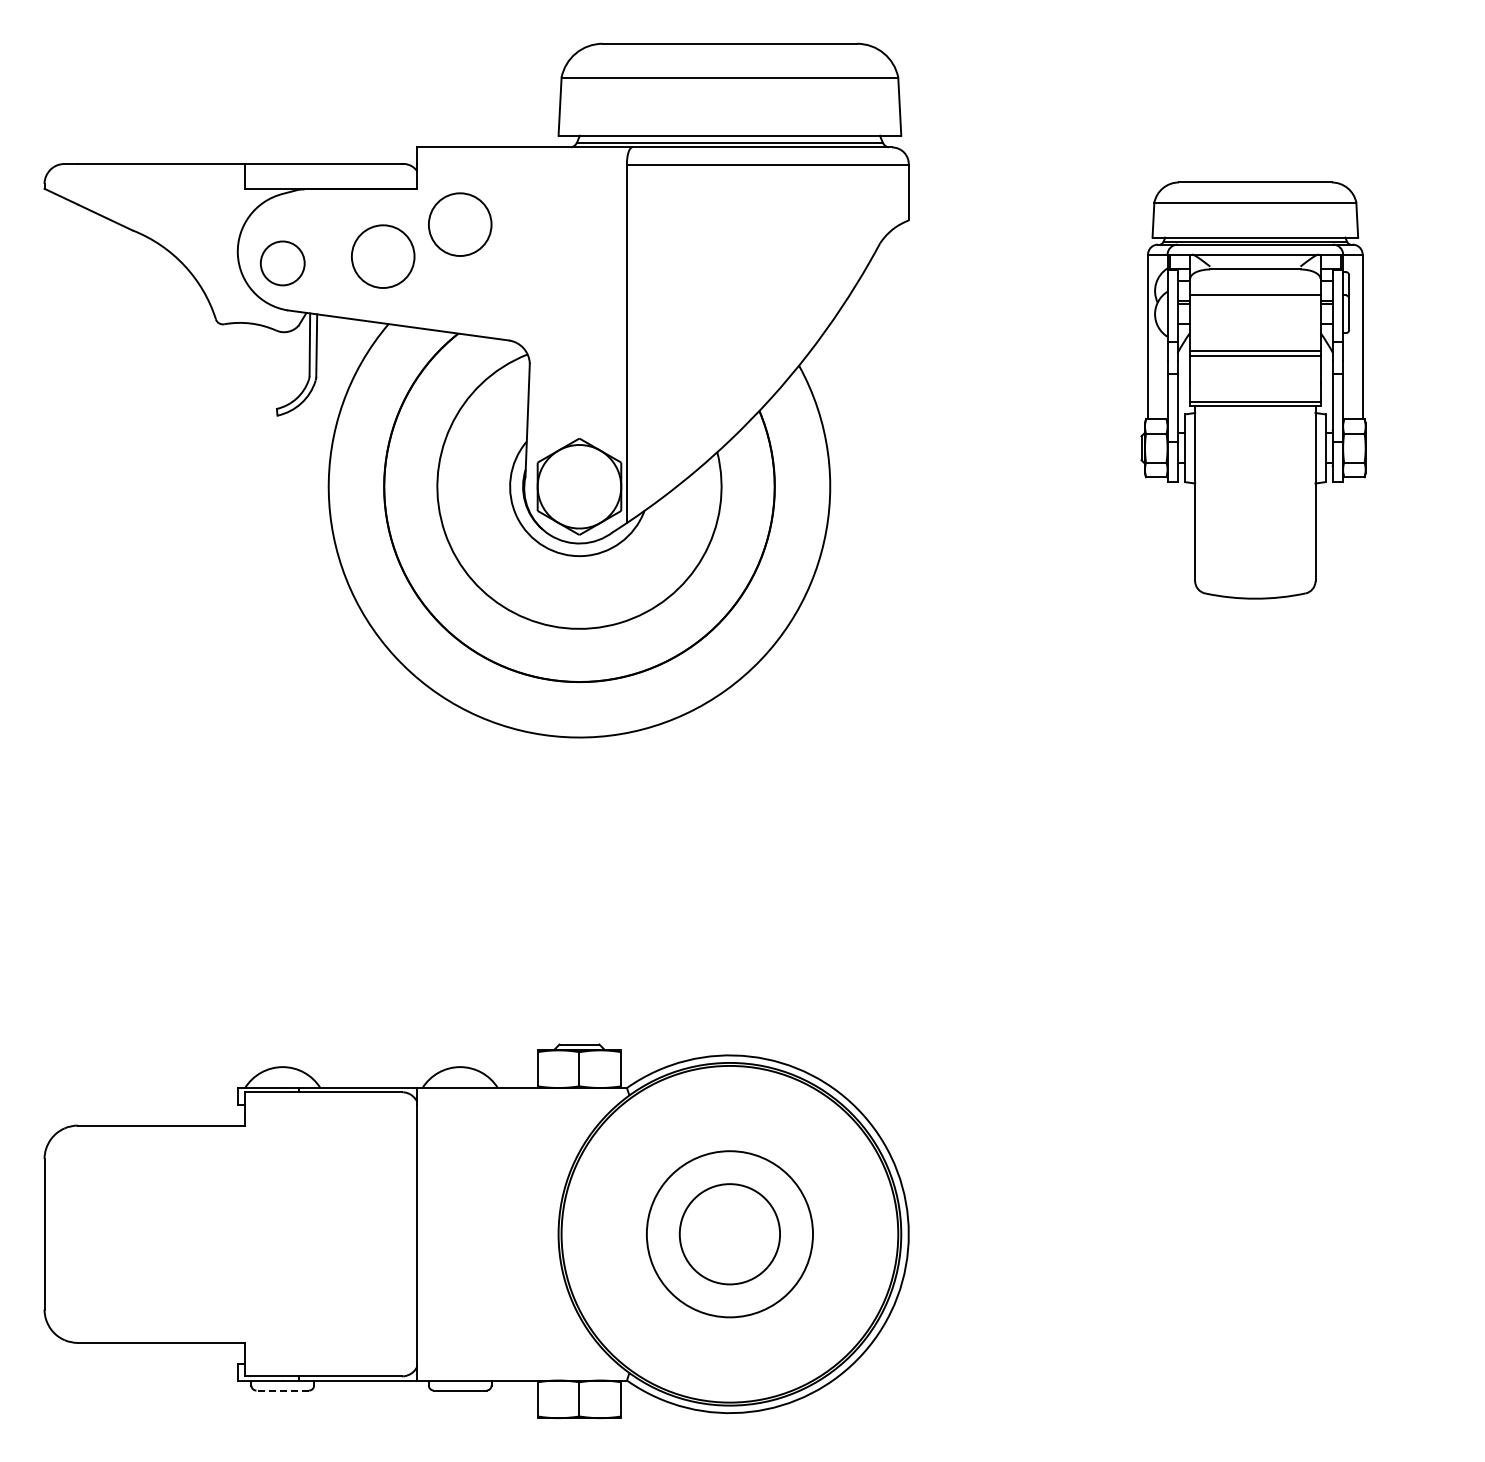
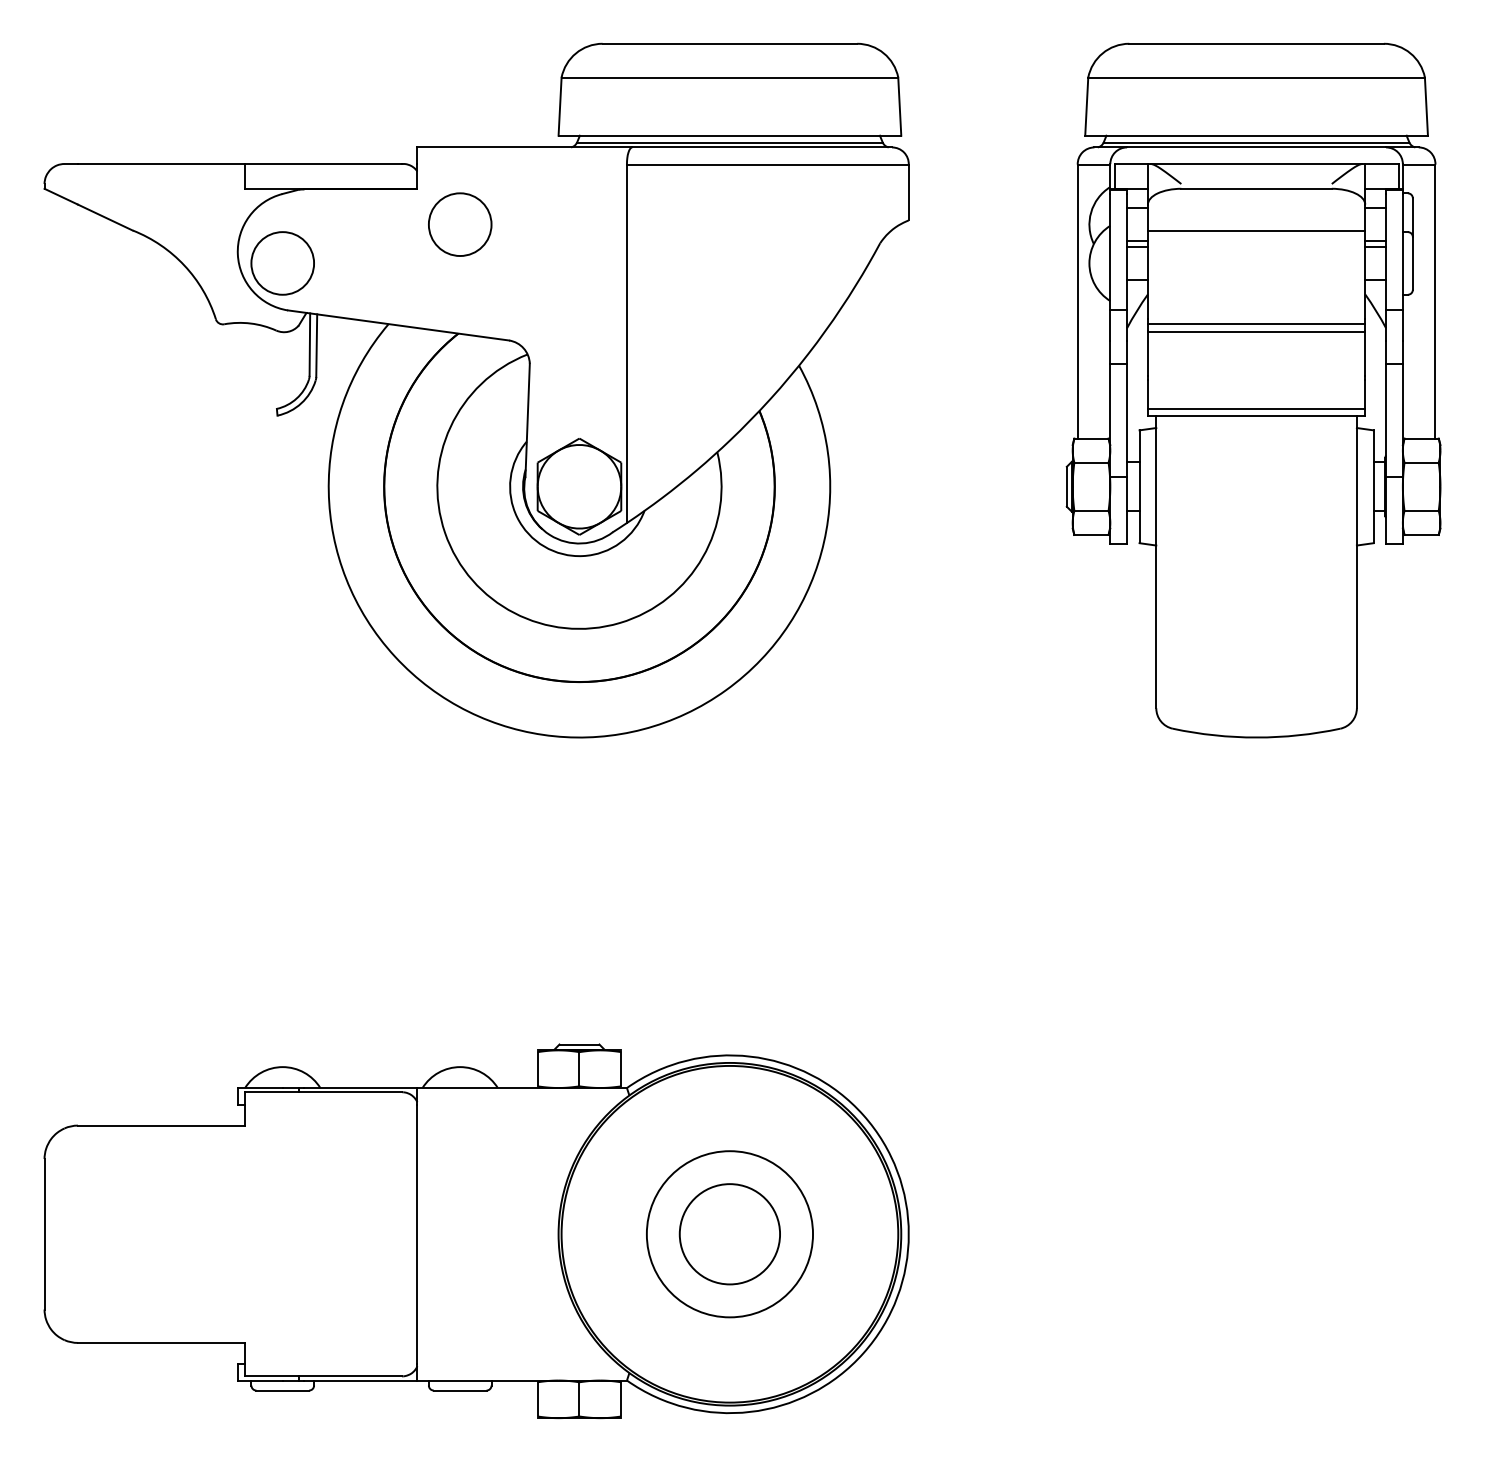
circle: present -> none (383, 256)
circle diameter: 44 px -> 63 px (282, 263)
part size: 227x419 px -> 377x697 px (1253, 390)
line: dashed -> solid (282, 1390)
